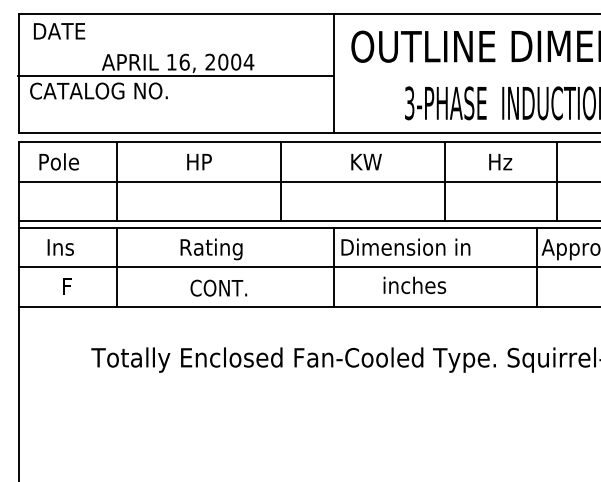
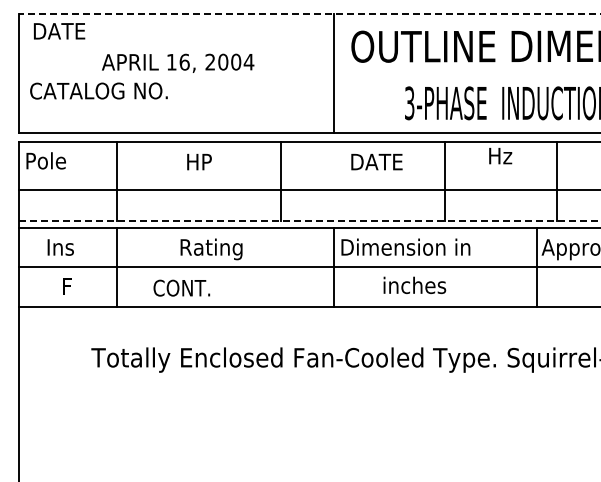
line: solid -> dashed (309, 14)
line: present -> none (175, 76)
text position: (58, 161) -> (45, 160) (45, 160)
text: KW -> DATE (377, 161)
text position: (500, 162) -> (500, 156) (500, 156)
line position: (307, 181) -> (307, 189) (307, 189)
line: solid -> dashed (309, 221)
text position: (218, 287) -> (181, 287) (181, 287)
